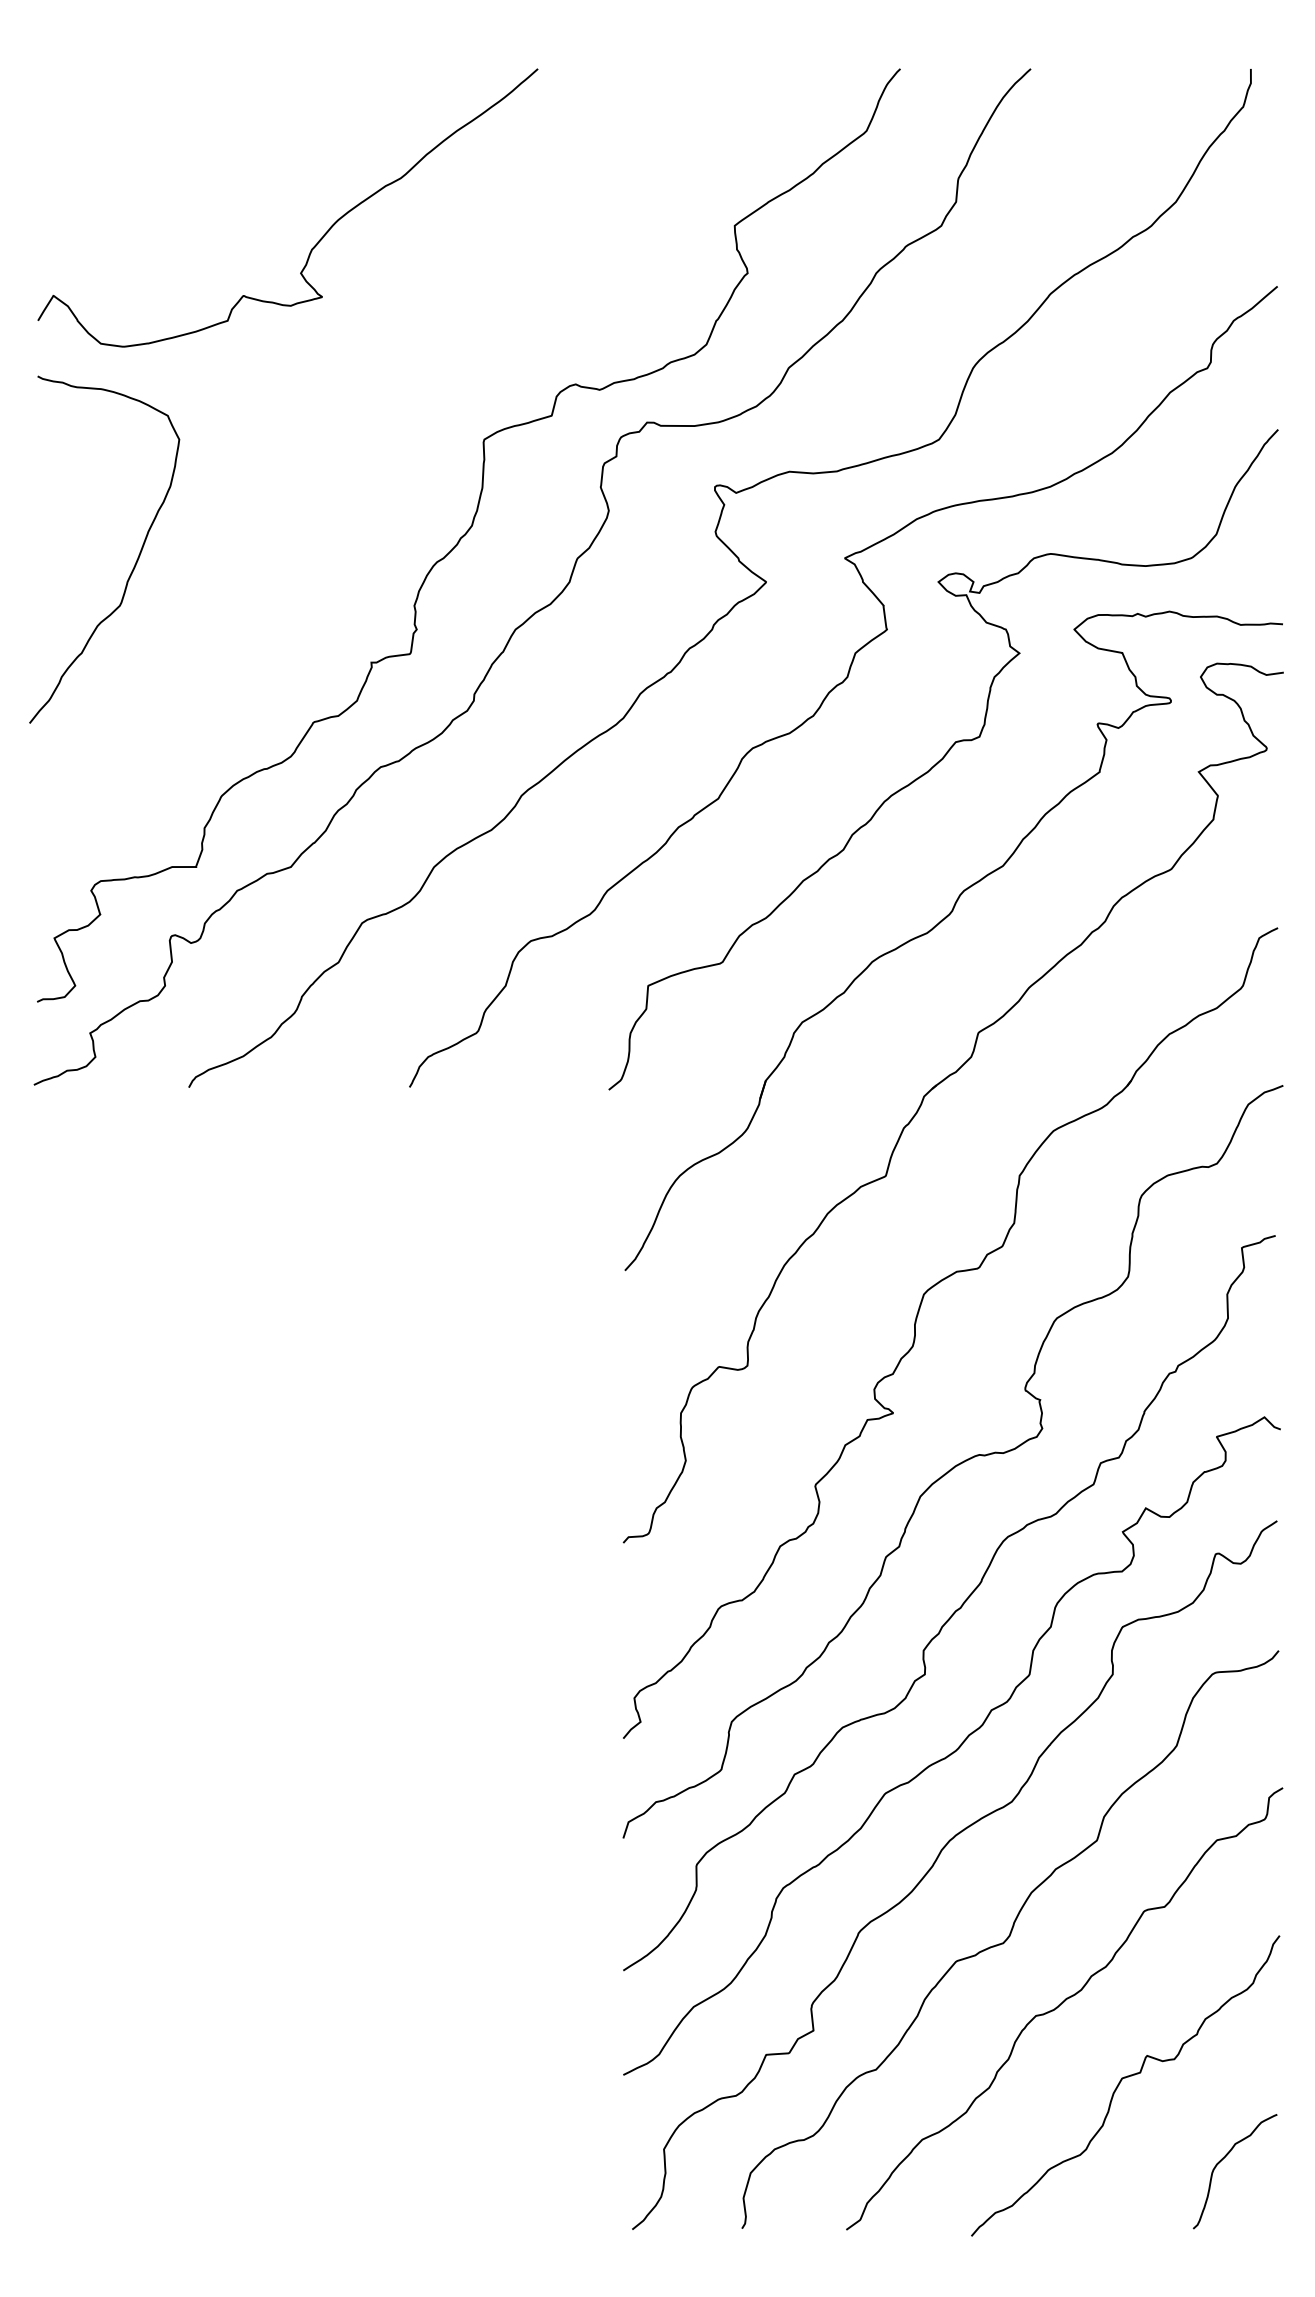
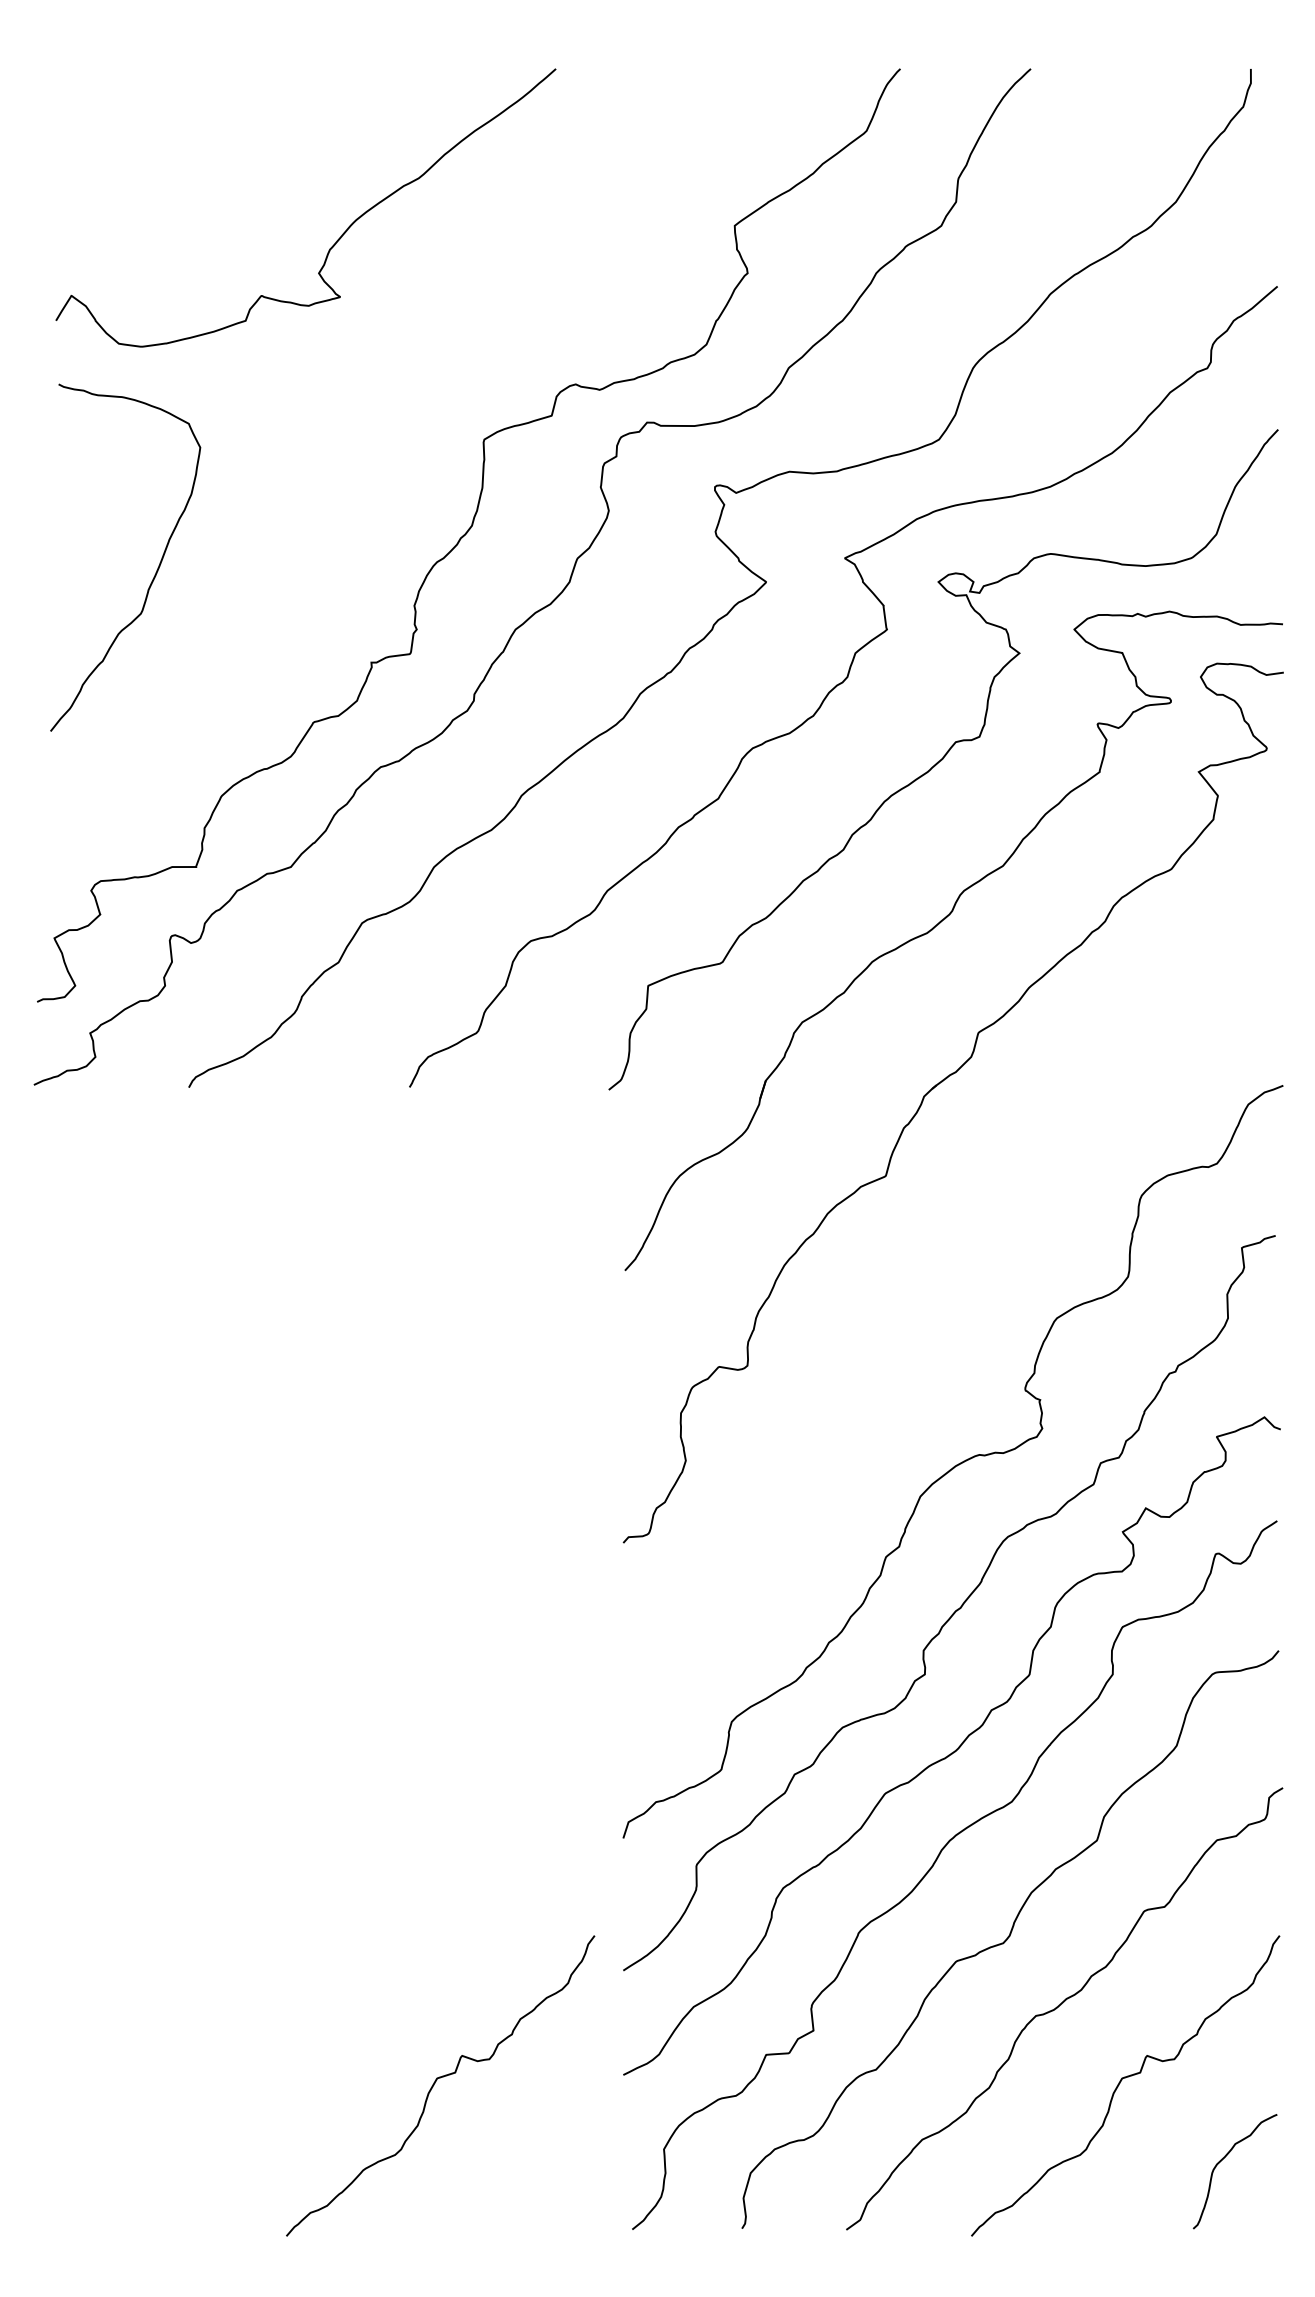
curve position: (324, 233) -> (342, 233) (342, 233)
curve position: (136, 559) -> (157, 567) (157, 567)
part: present -> none (915, 1332)
curve: none -> present (435, 2083)
